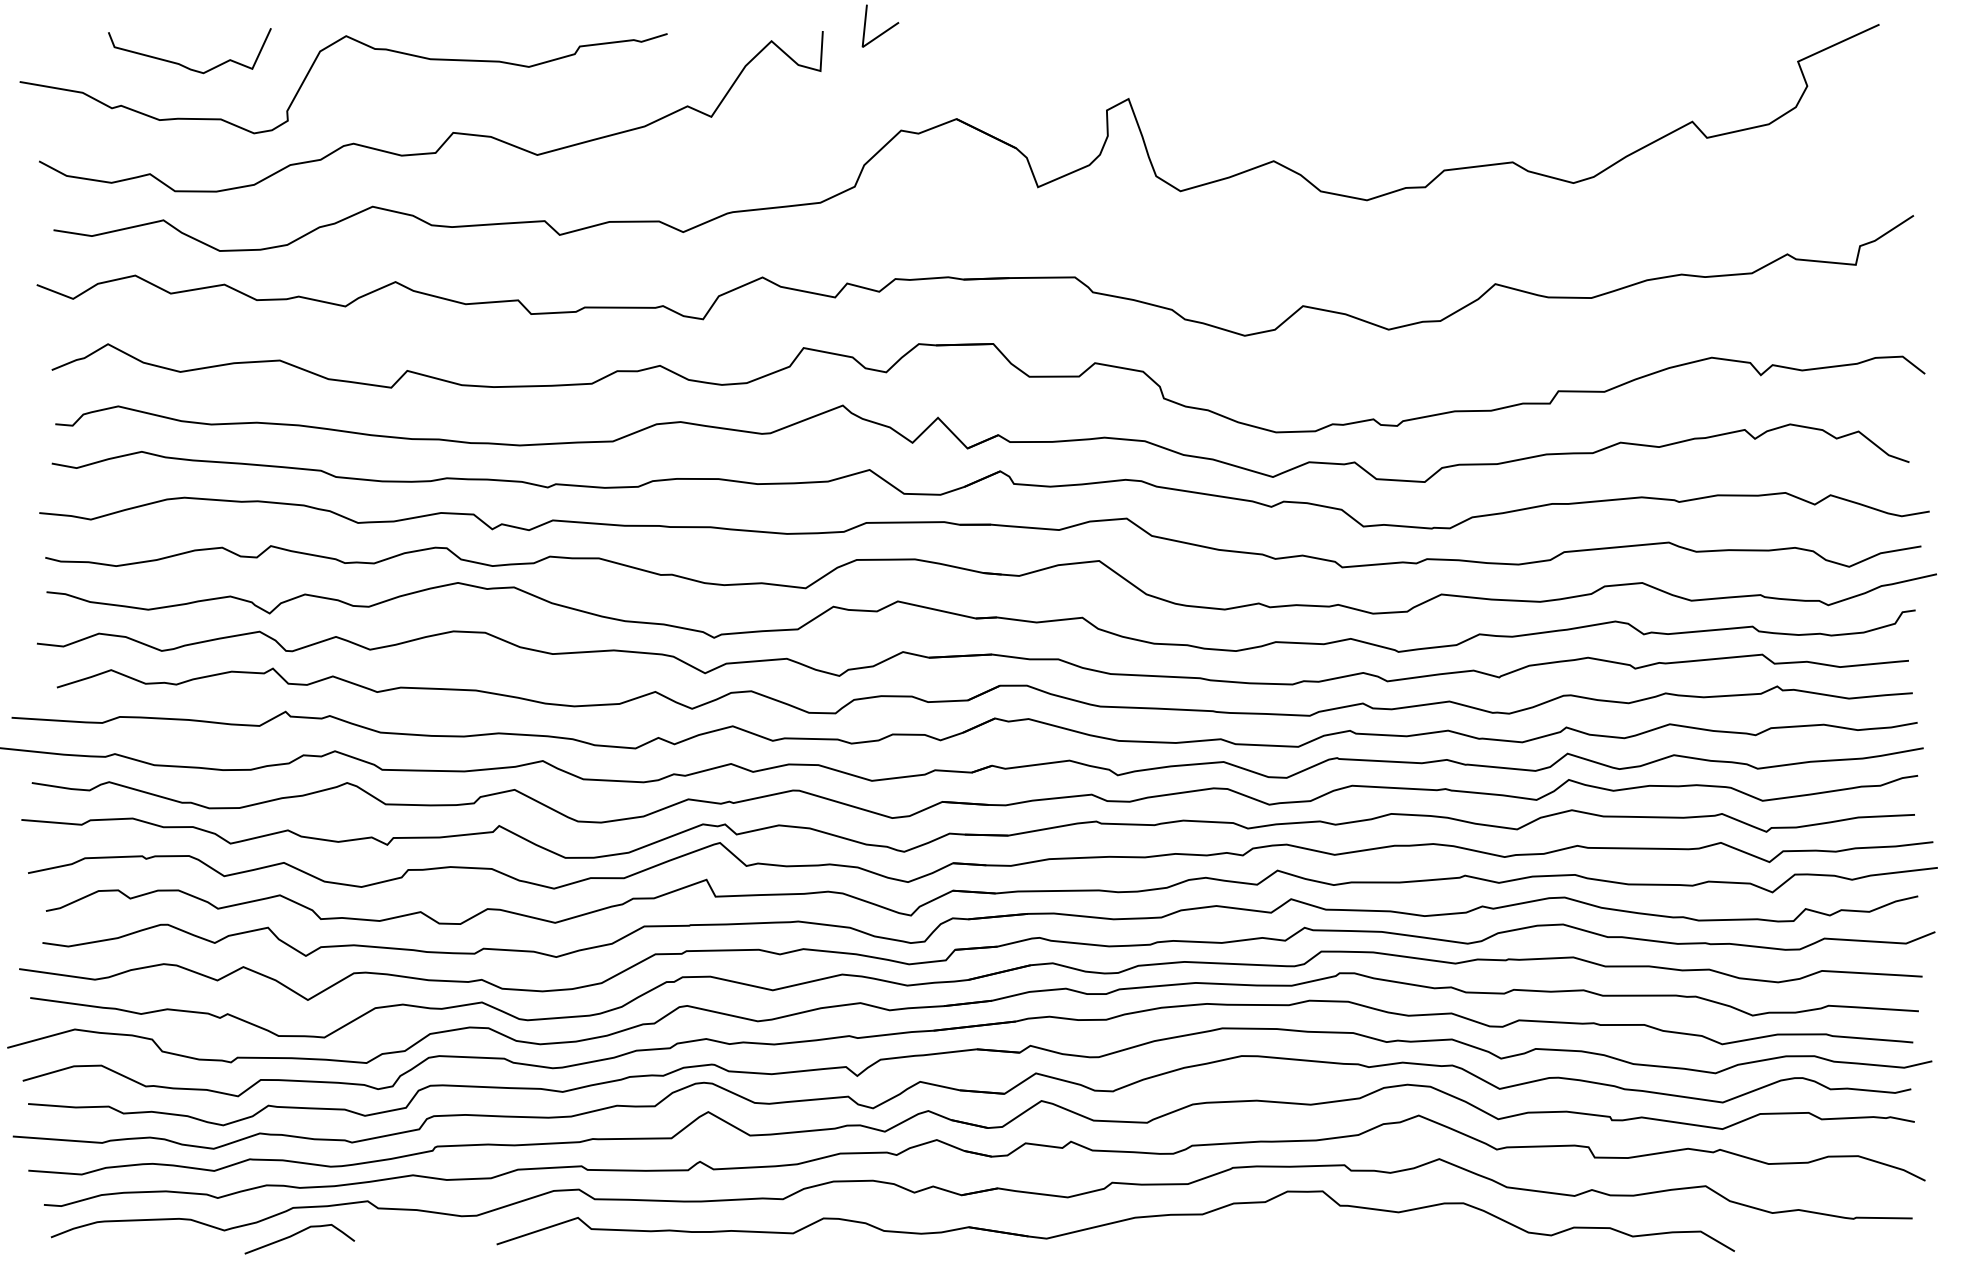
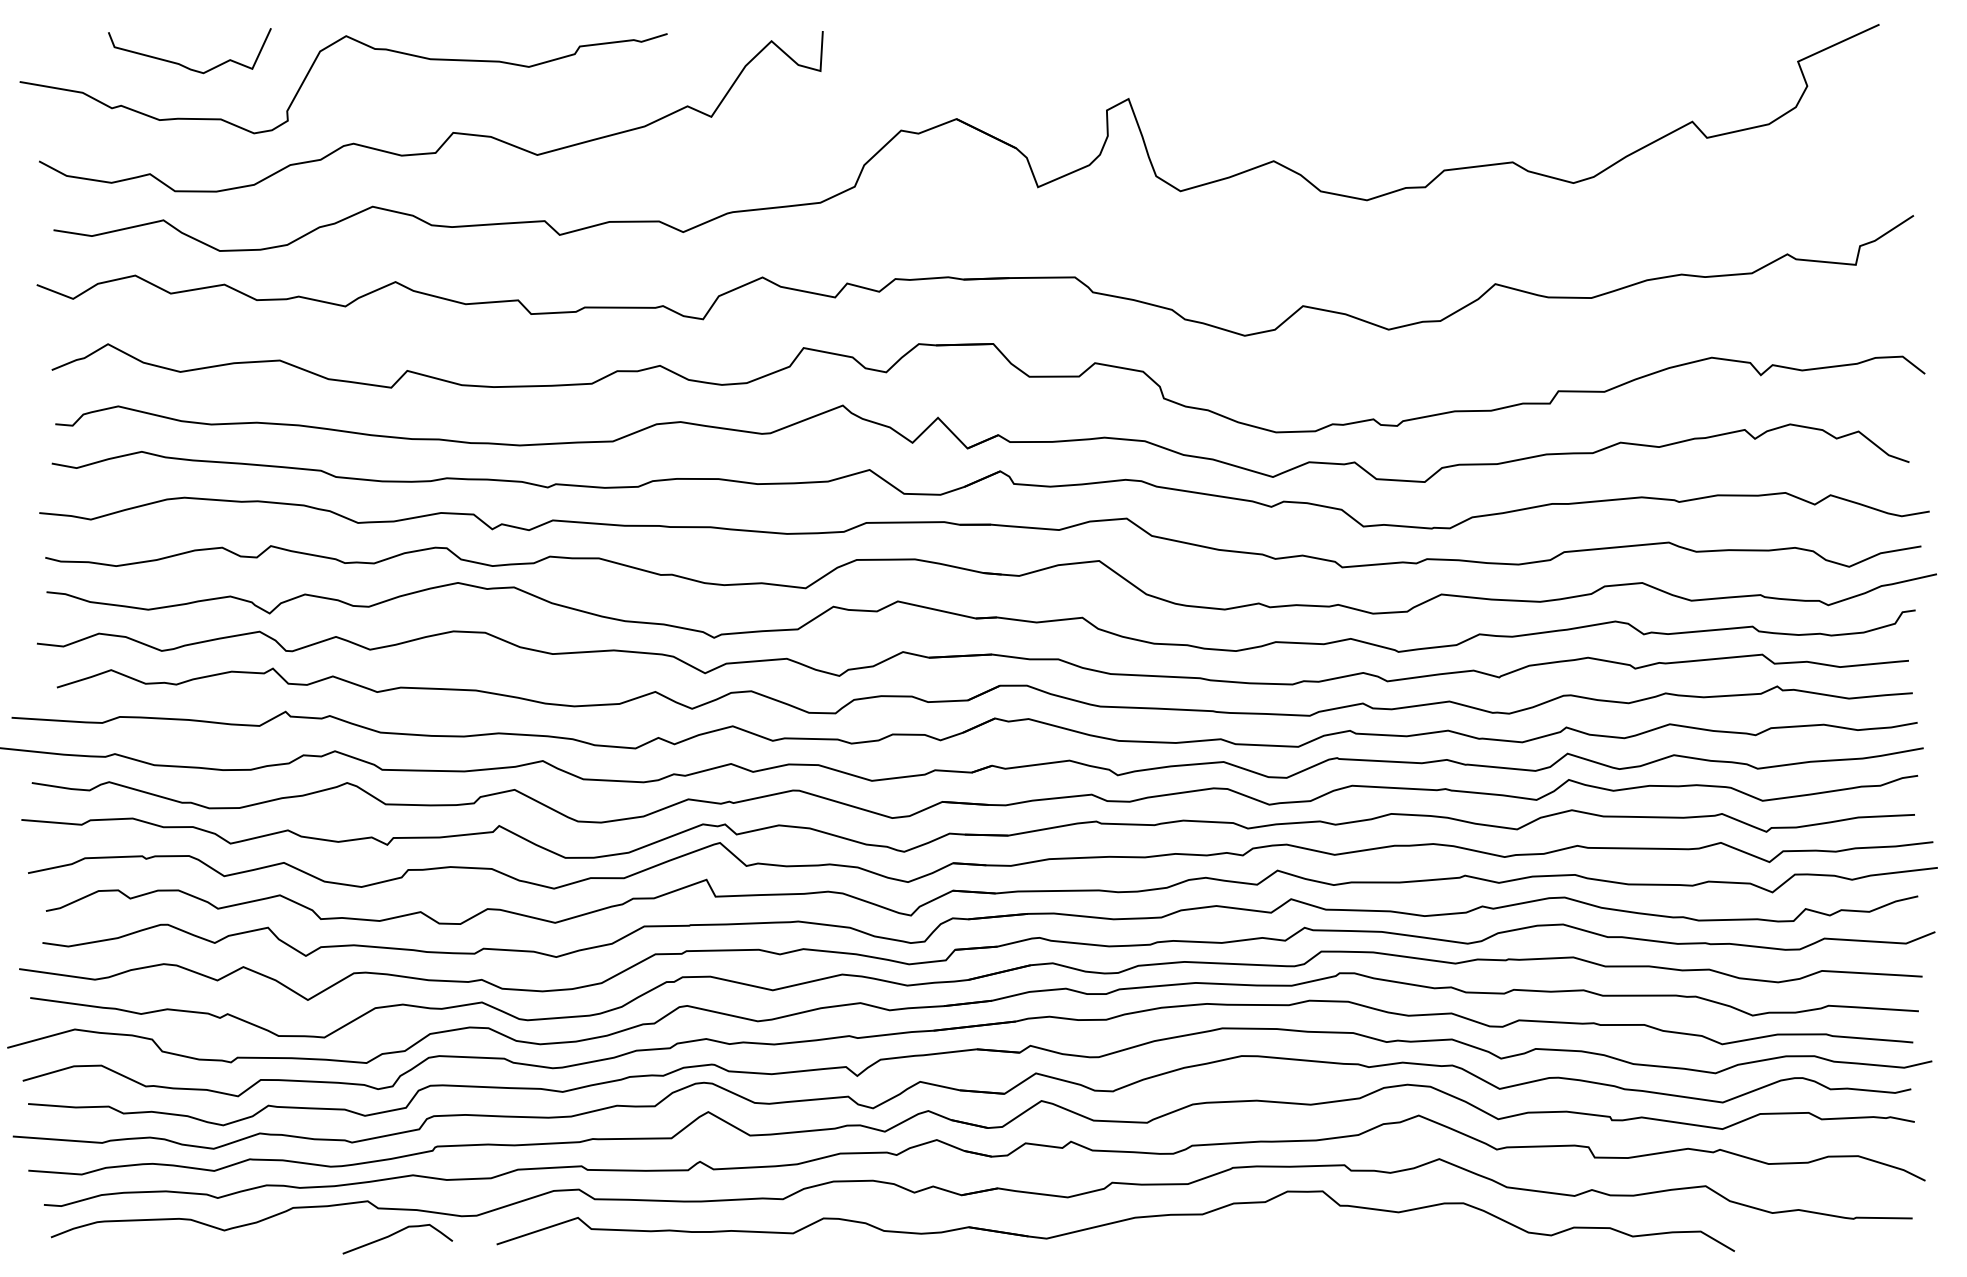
line: present -> none (883, 31)
curve position: (297, 1234) -> (395, 1234) (395, 1234)
